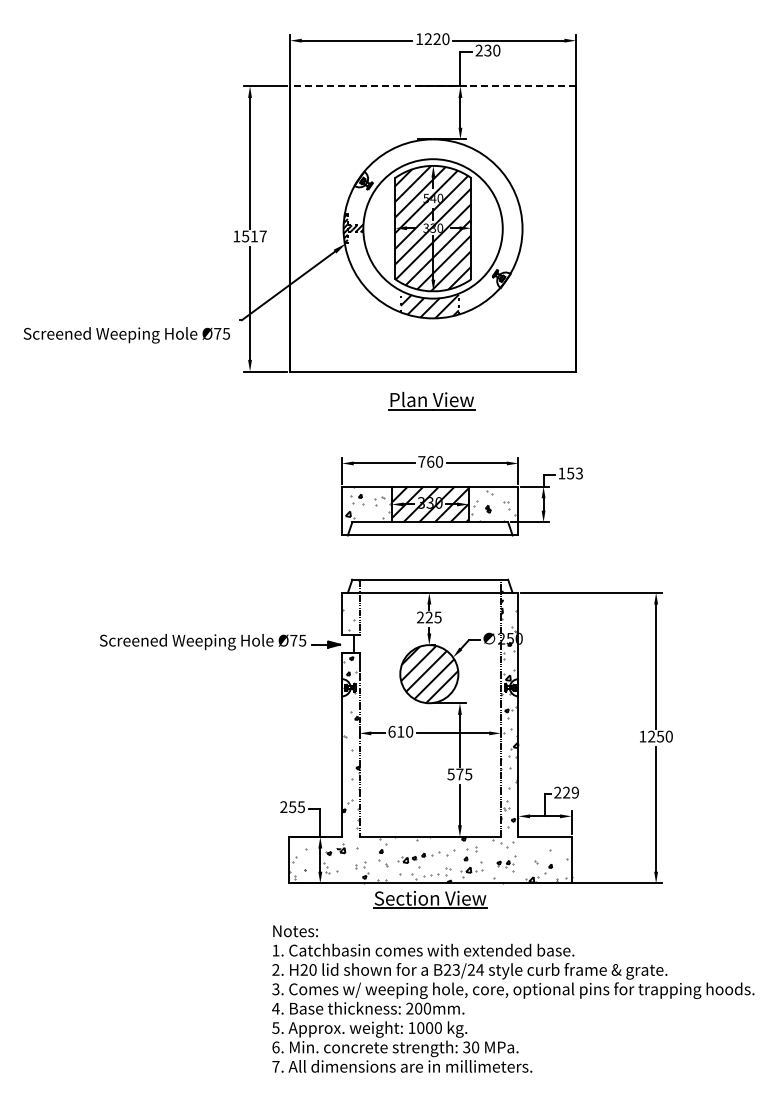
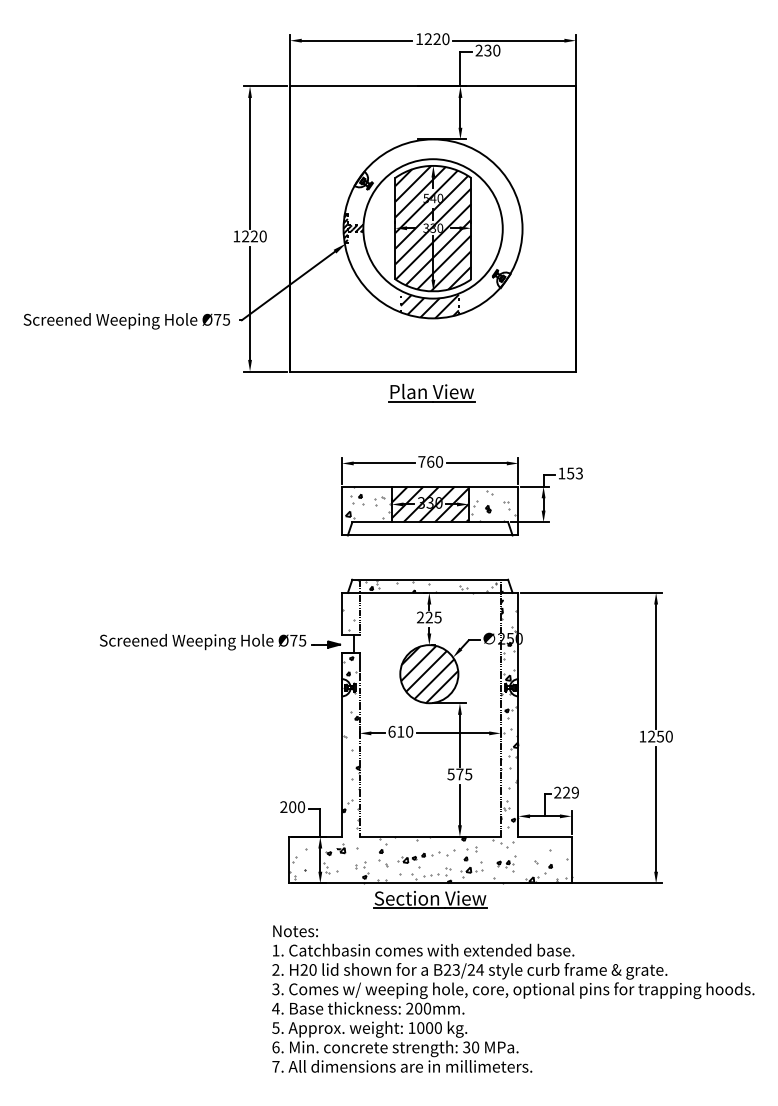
line: dashed -> solid (433, 86)
text: 1517 -> 1220 (254, 236)
text position: (126, 335) -> (126, 321) (126, 321)
part position: (431, 400) -> (431, 392) (431, 392)
hatch: none -> present (430, 586)
text: 255 -> 200 (297, 806)
